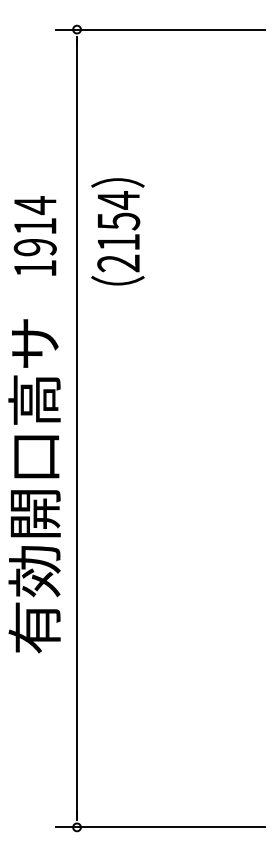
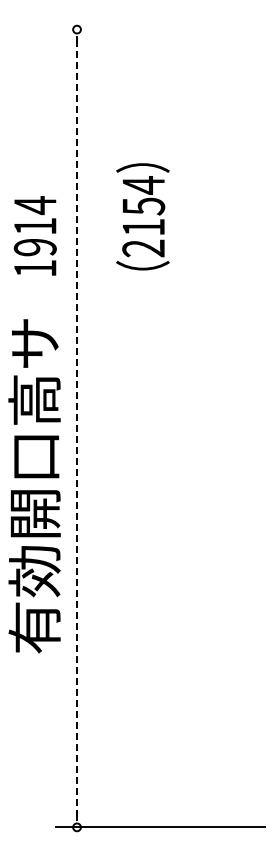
line: present -> none (160, 29)
text position: (117, 231) -> (142, 216) (142, 216)
line: solid -> dashed (77, 428)
